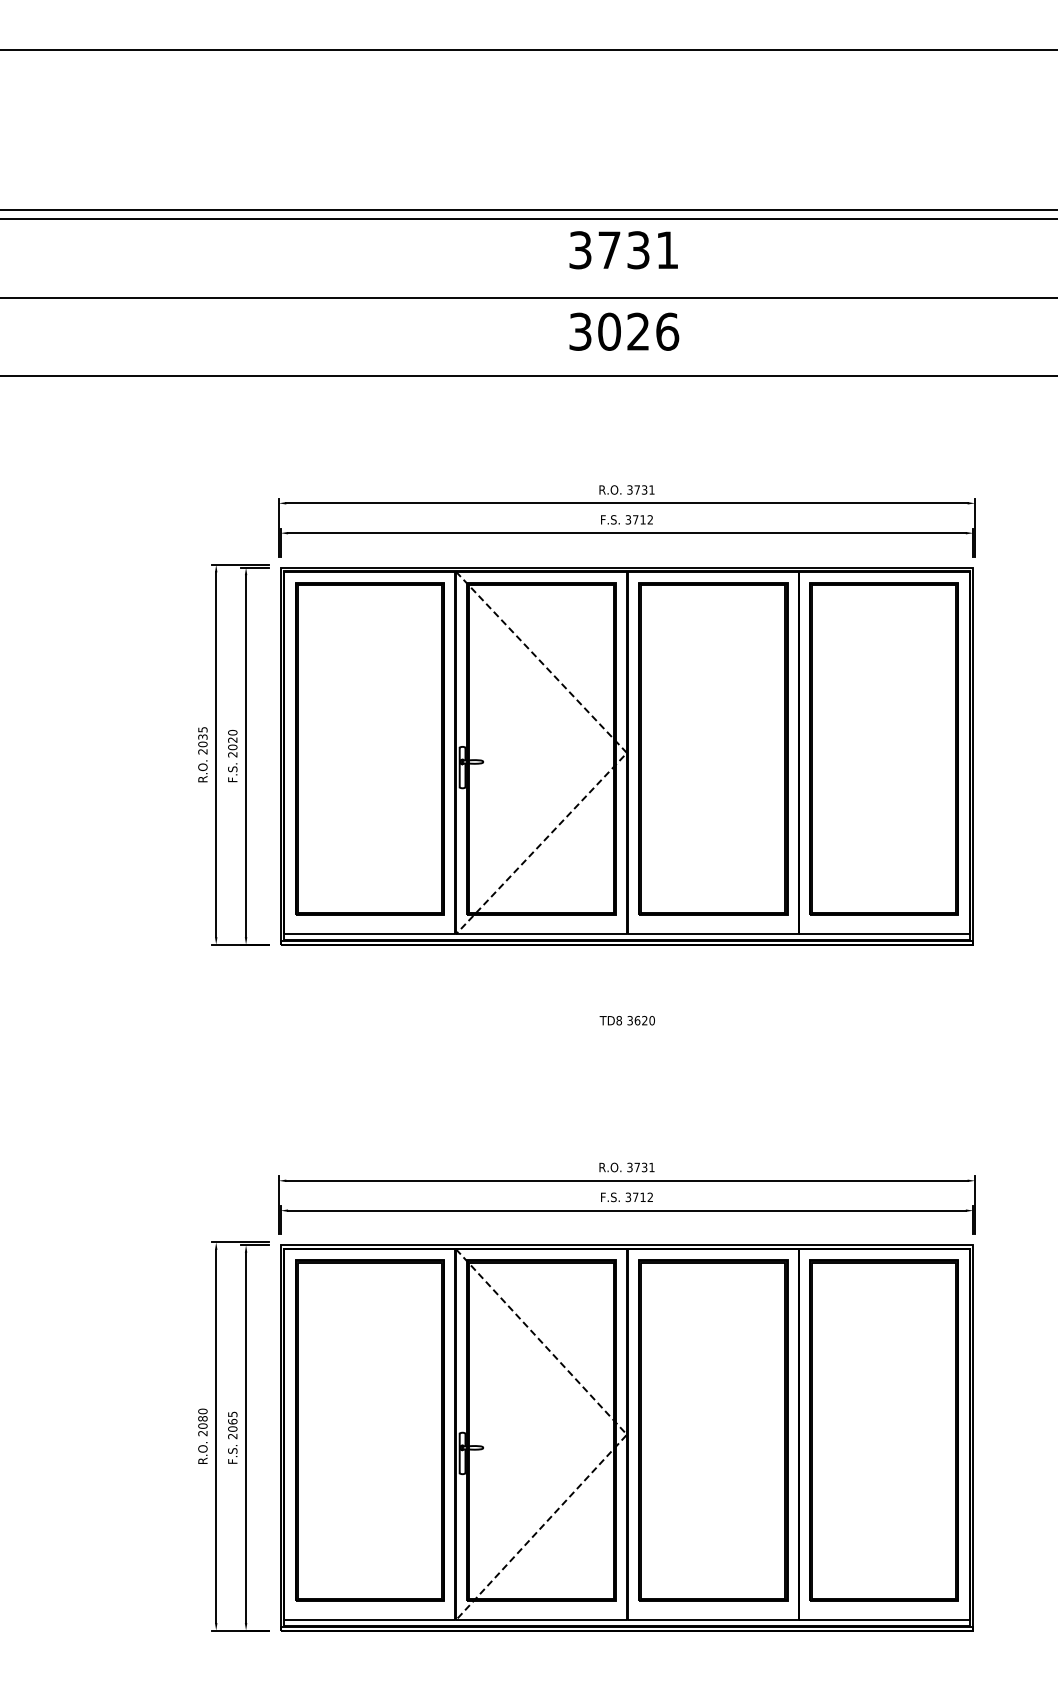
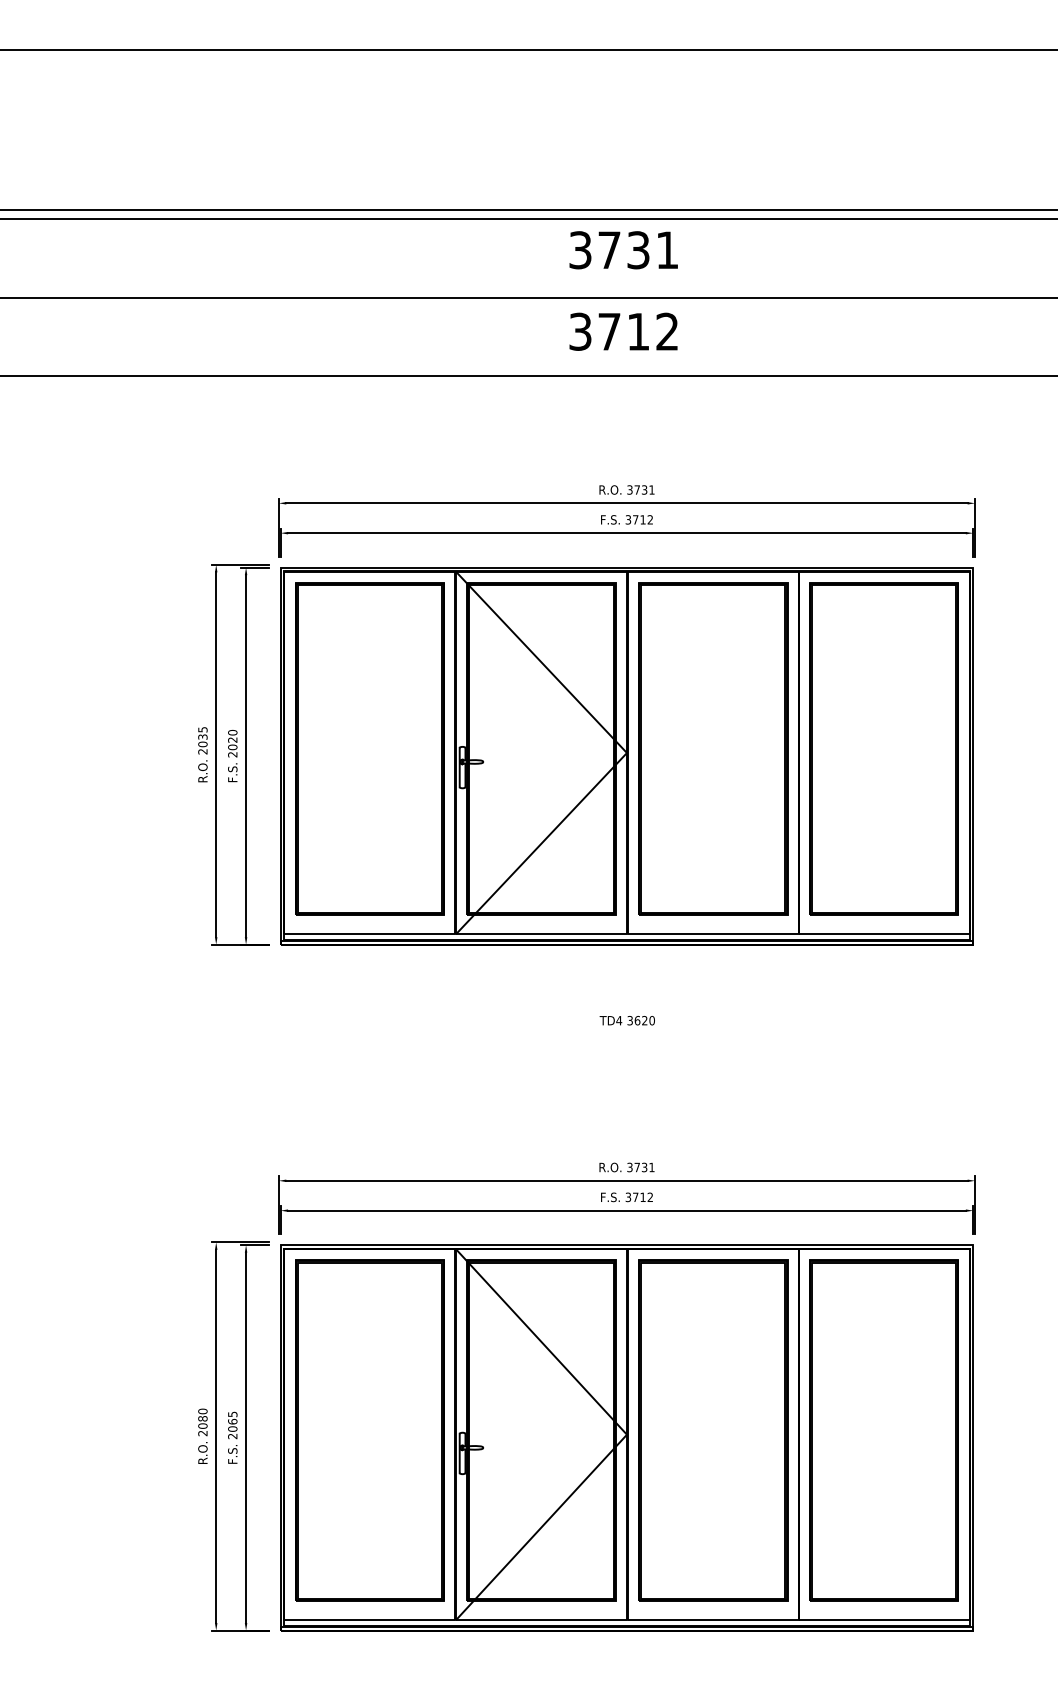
text: 3026 -> 3712 (638, 331)
line: dashed -> solid (626, 753)
text: TD8 -> TD4 (619, 1020)
line: dashed -> solid (626, 1434)
